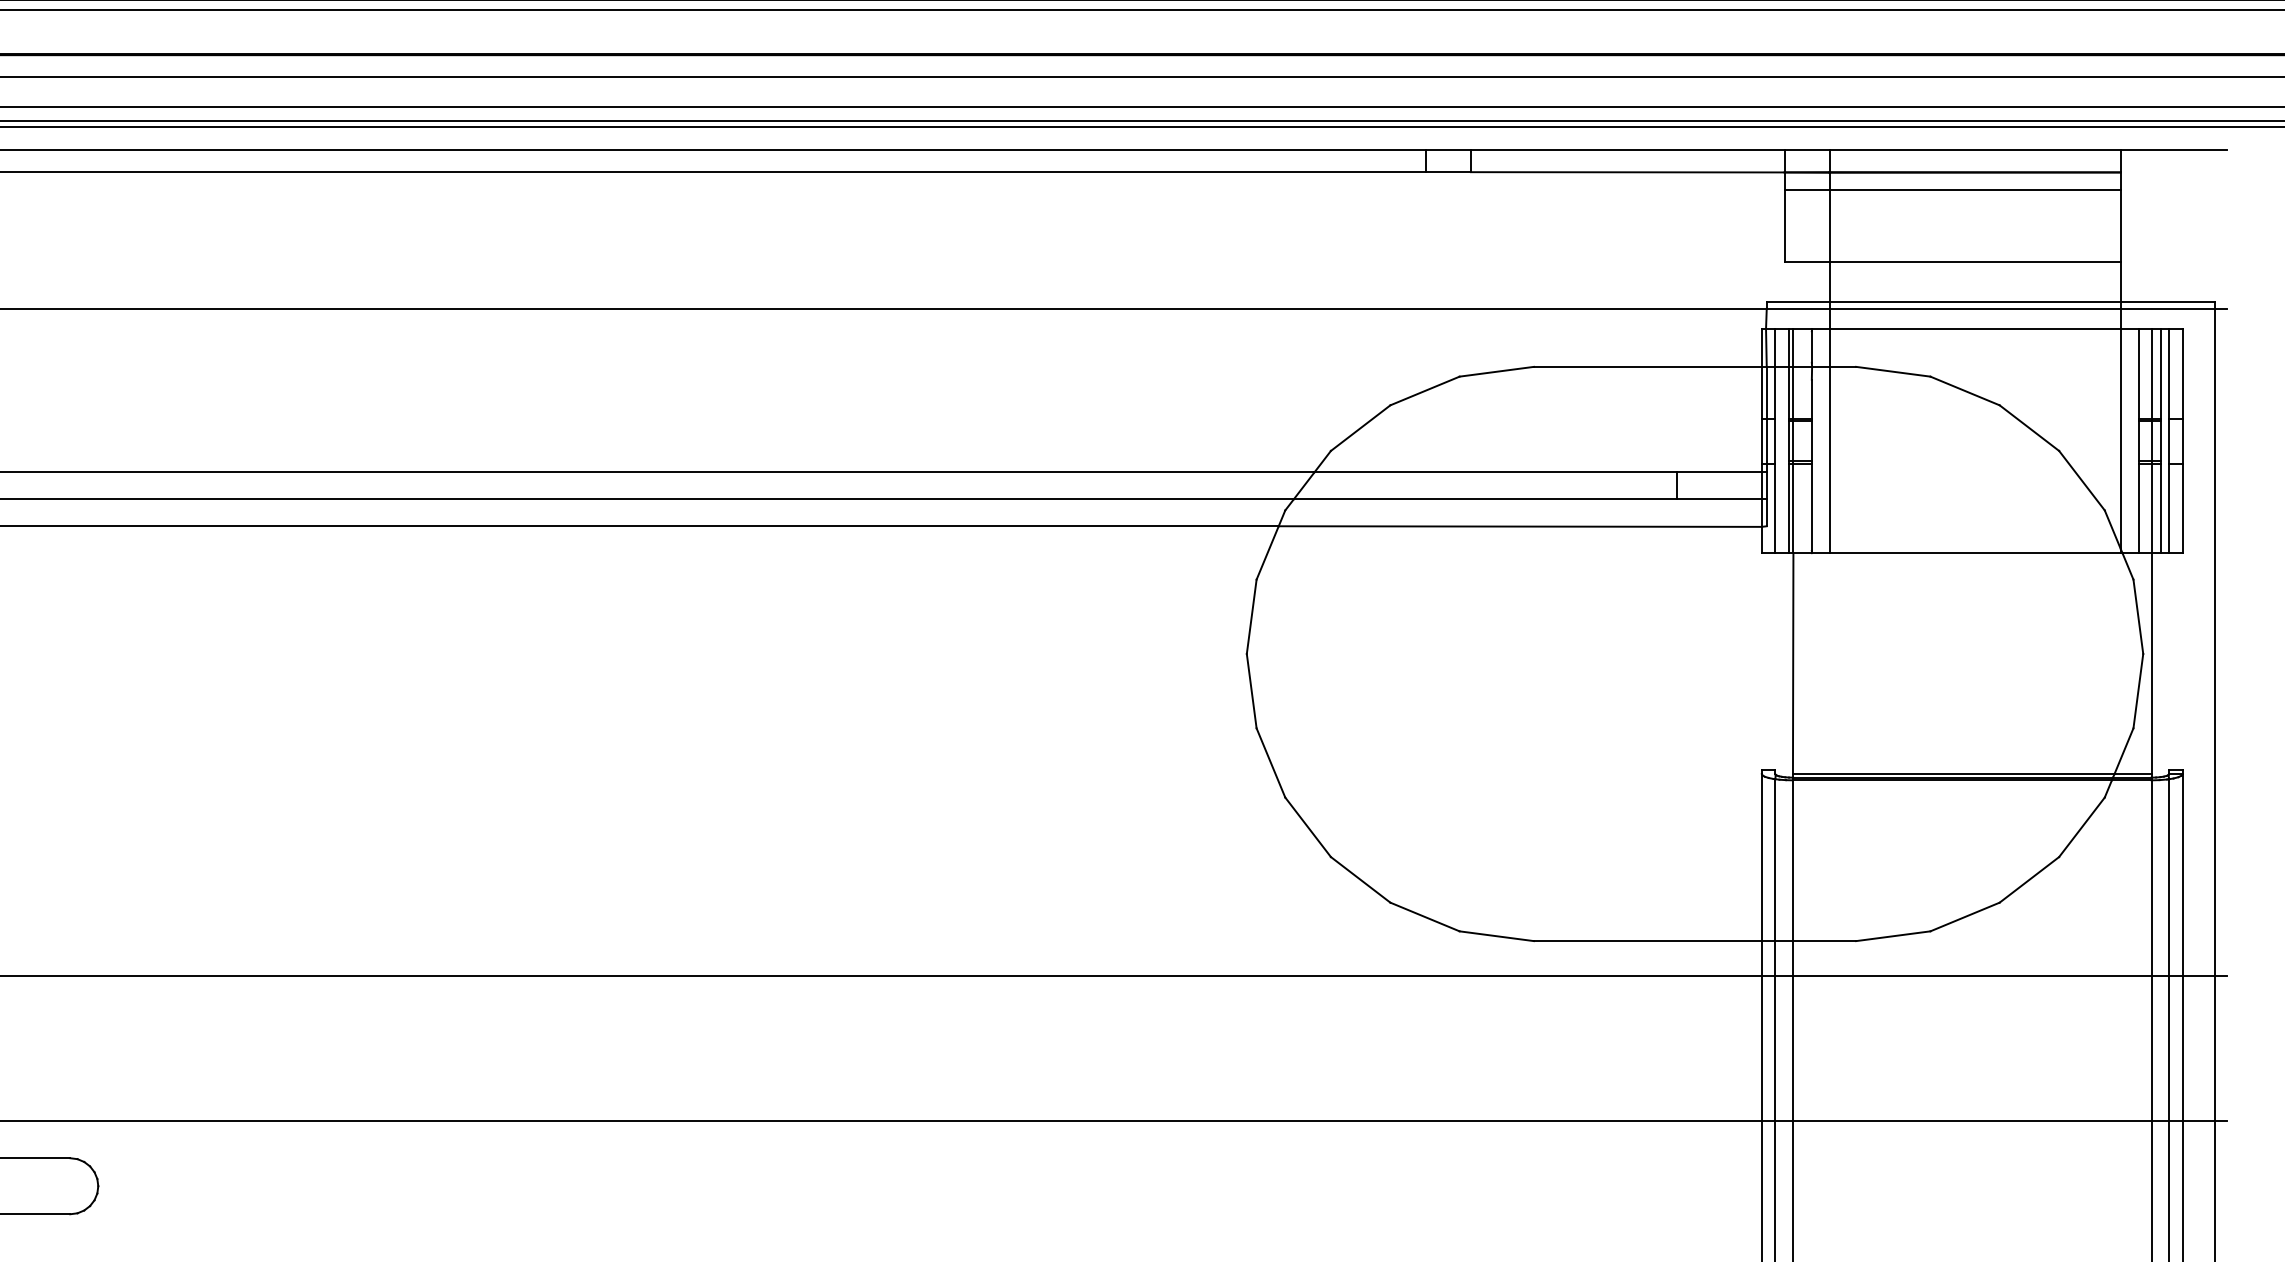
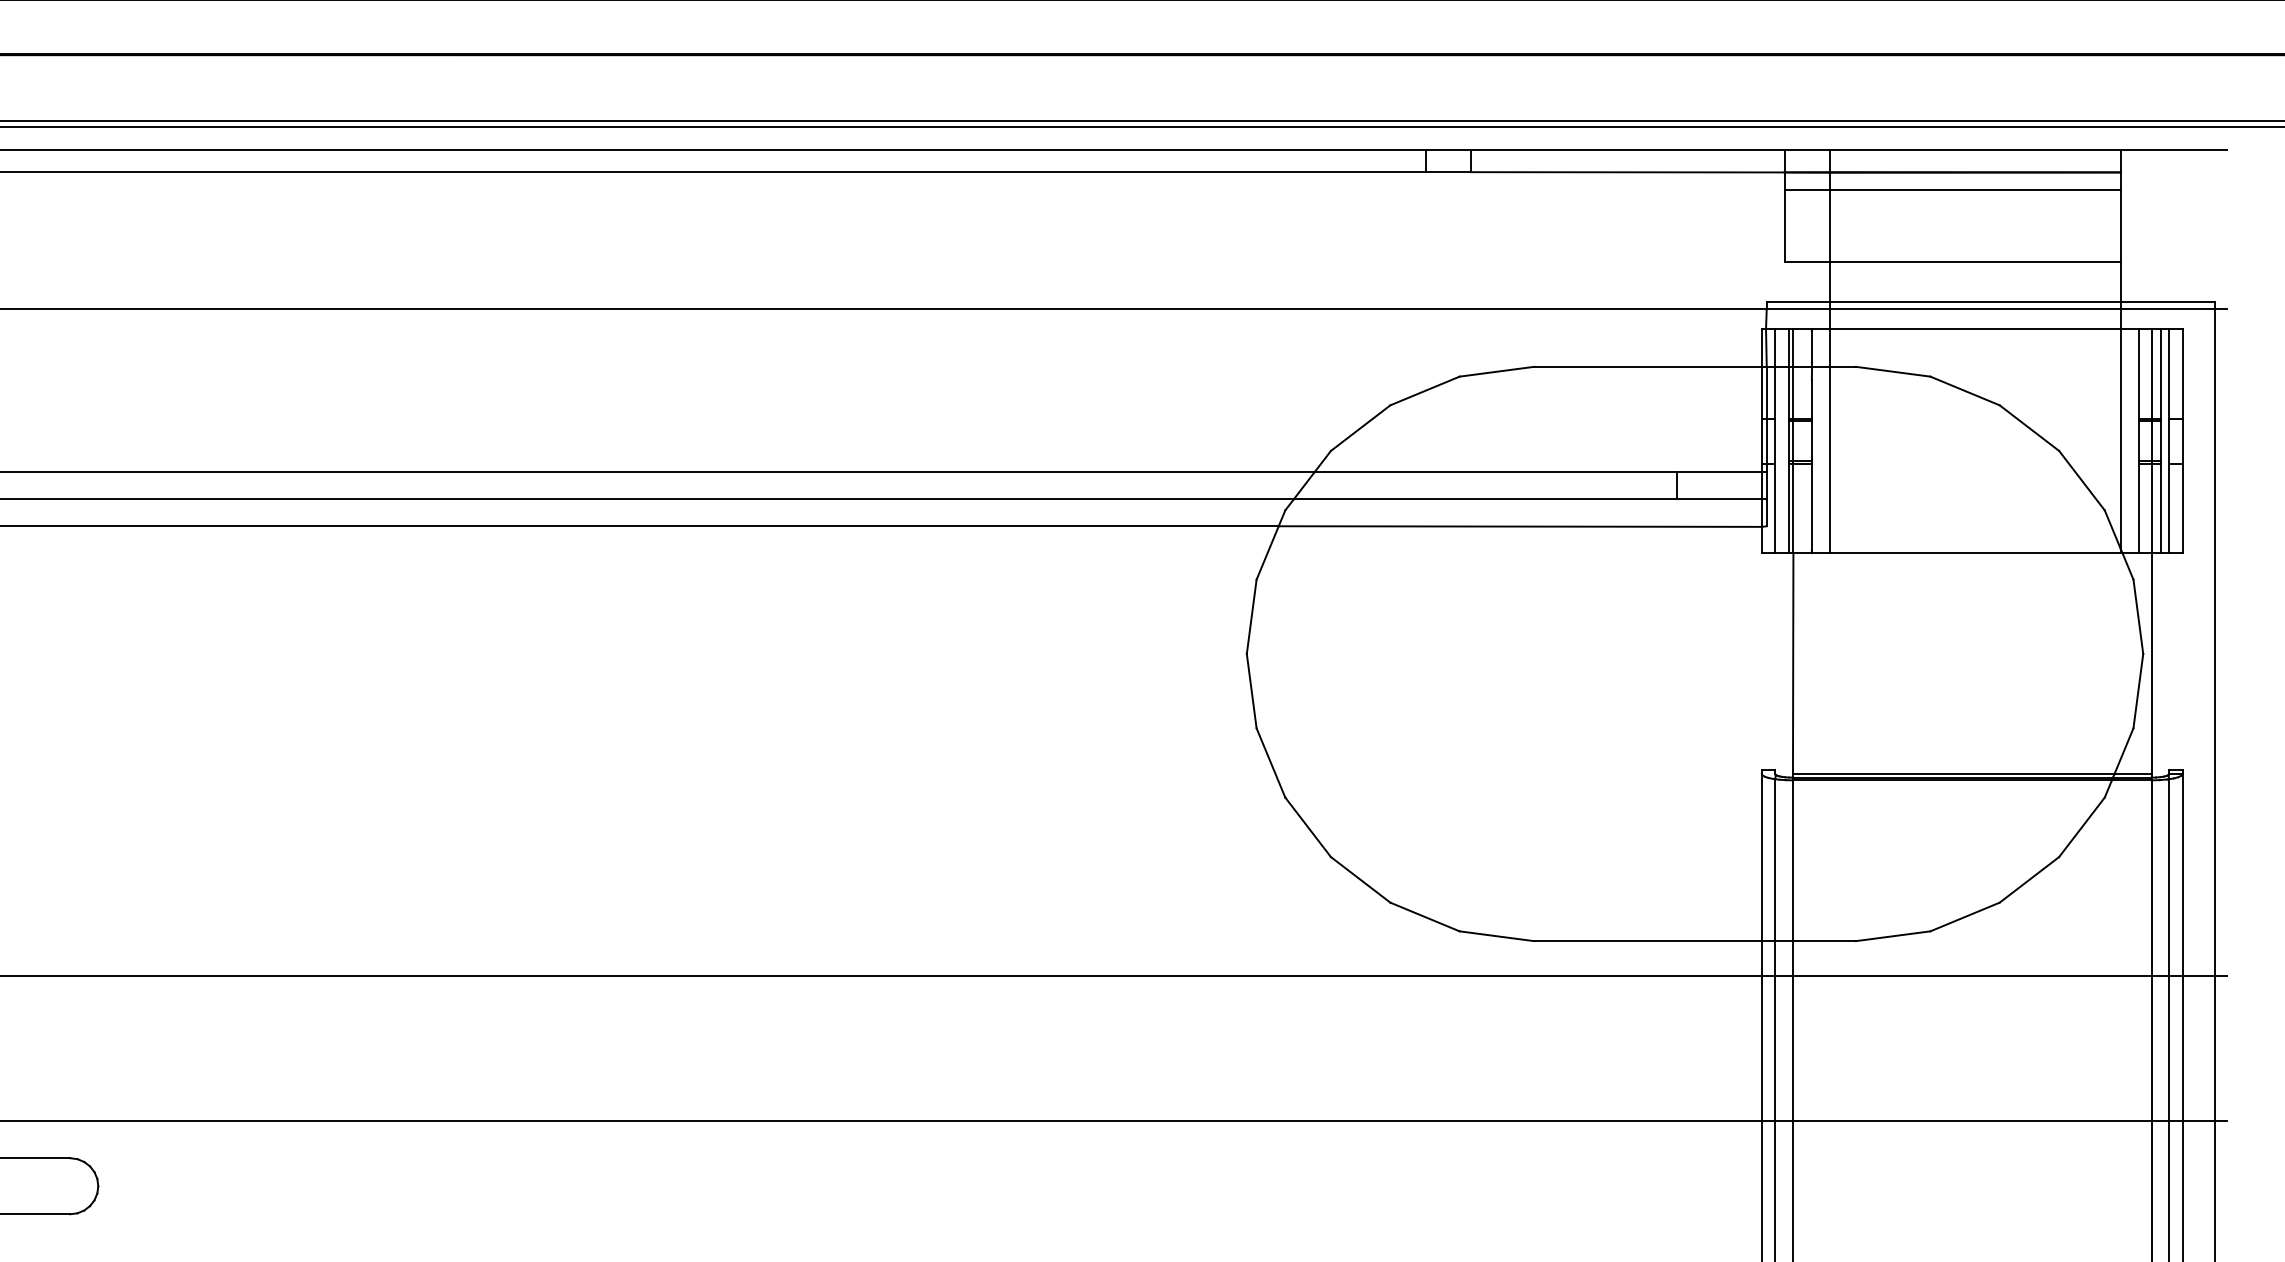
line: present -> none (1141, 10)
line: present -> none (1141, 77)
line: present -> none (1141, 106)
